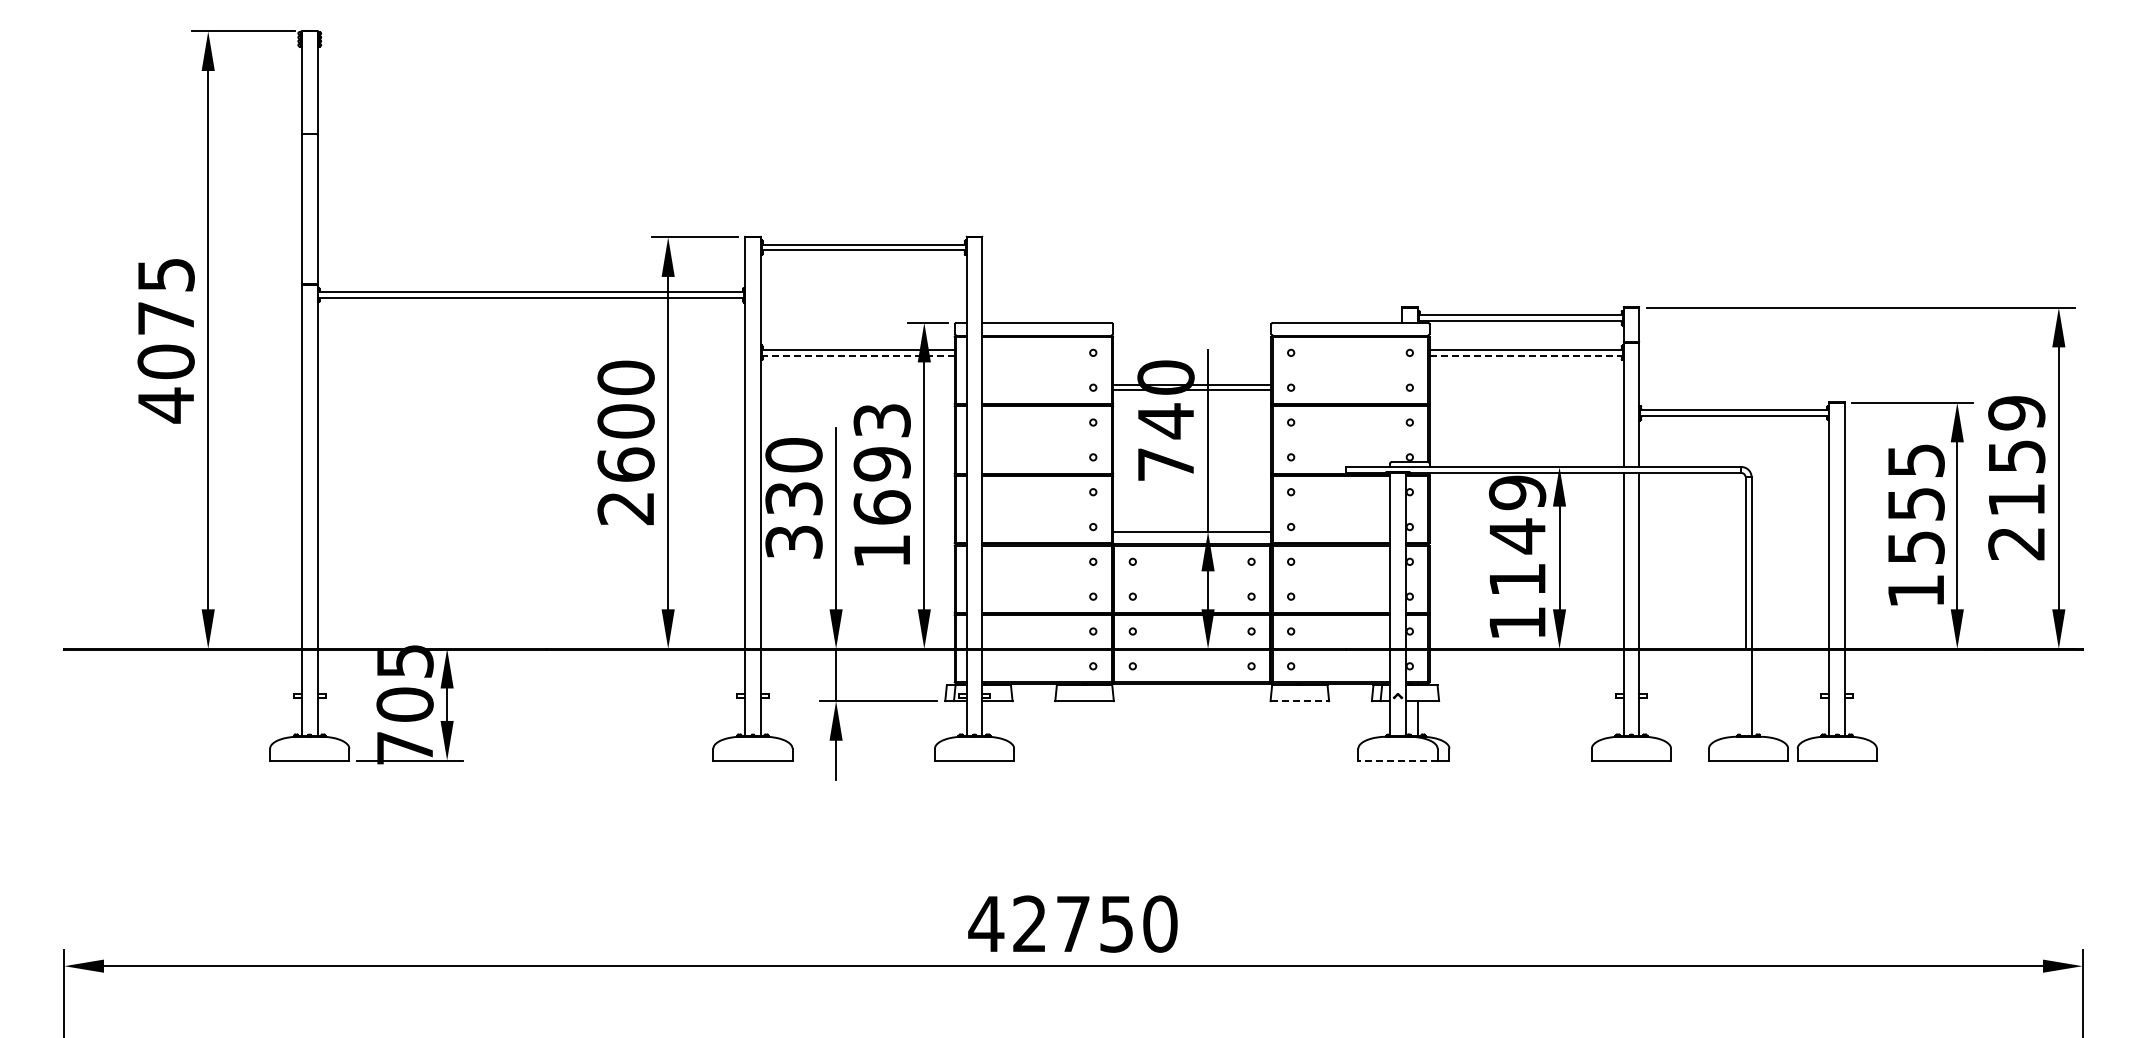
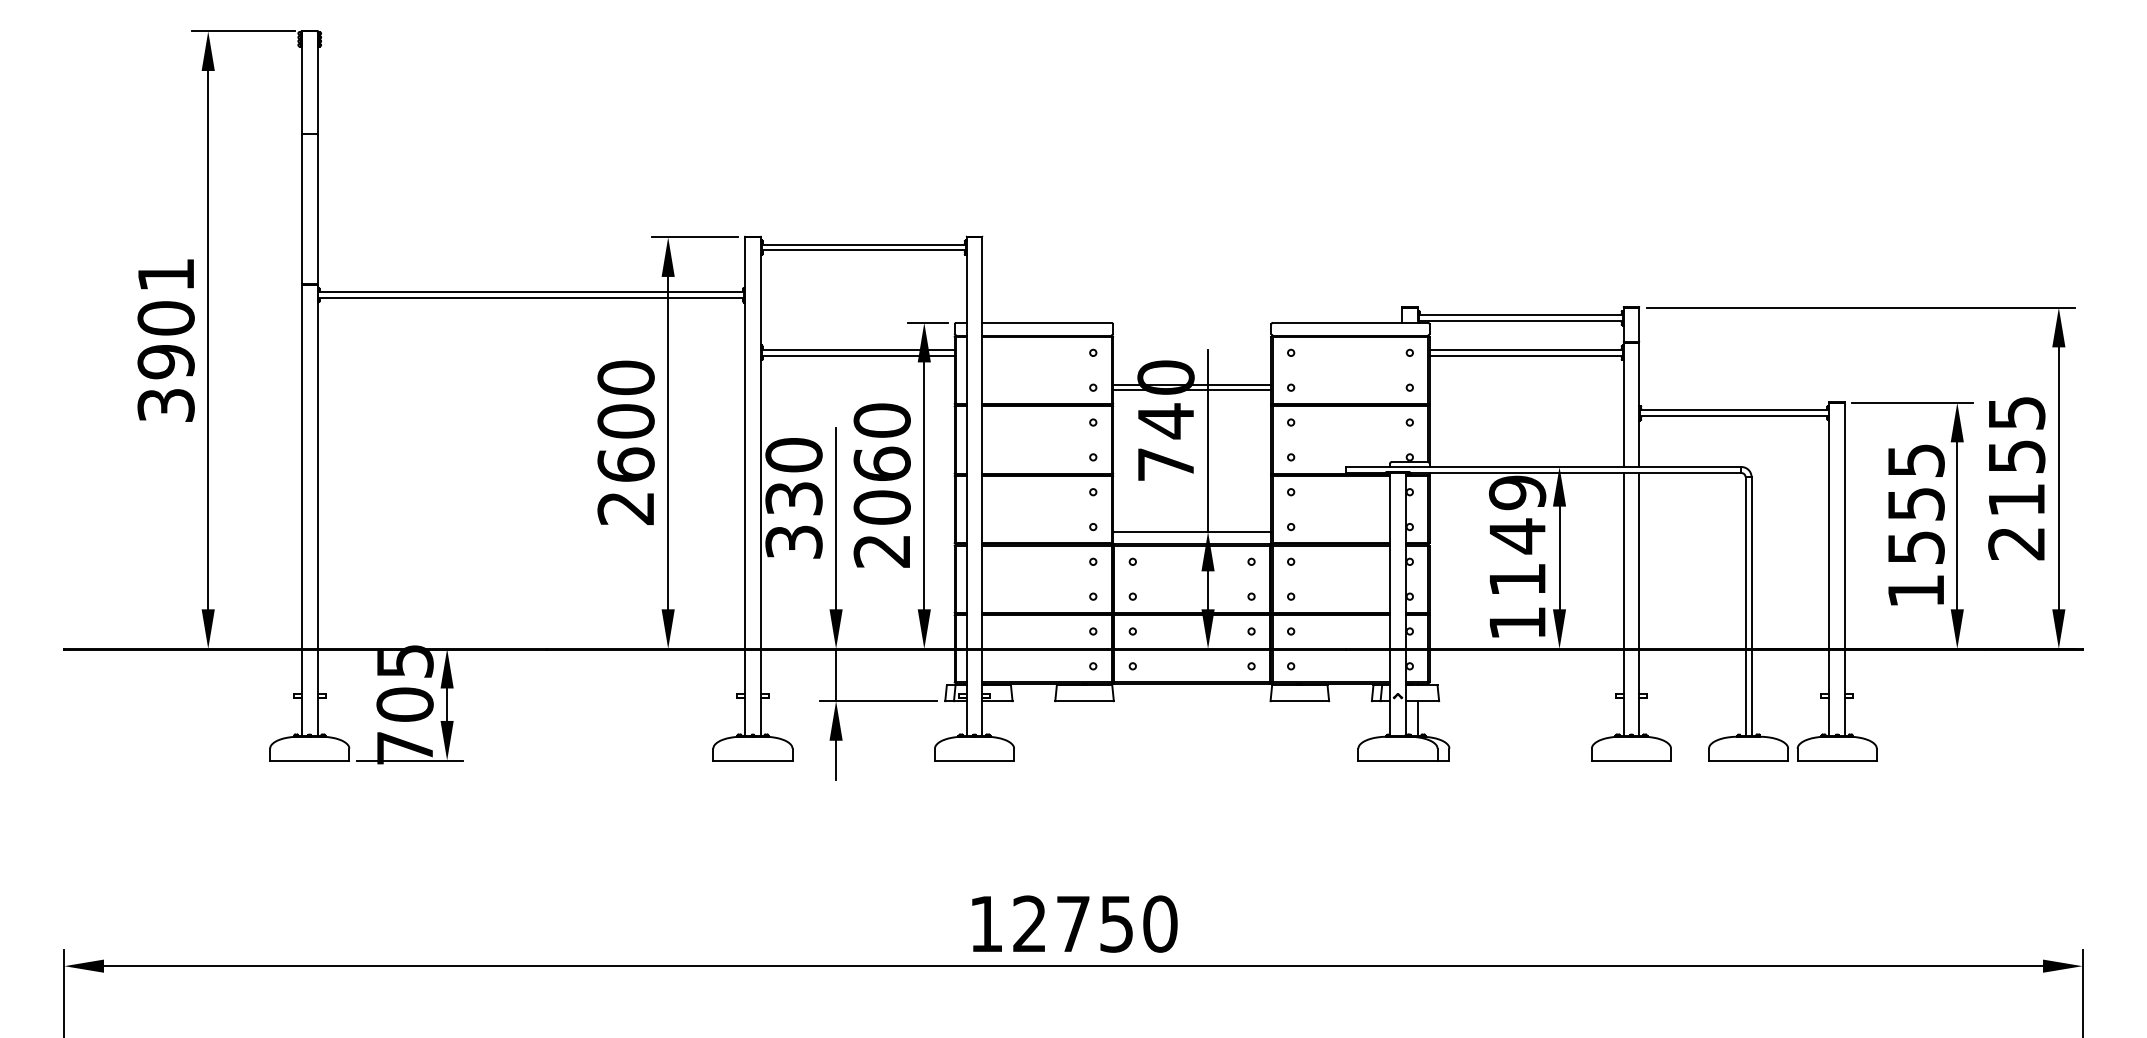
text: 4075 -> 3901 (165, 341)
line: dashed -> solid (858, 355)
line: dashed -> solid (1526, 355)
text: 2159 -> 2155 (2016, 413)
text: 1693 -> 2060 (881, 485)
line: none -> present (1745, 692)
line: dashed -> solid (1300, 701)
line: dashed -> solid (1397, 760)
text: 42750 -> 12750 (986, 923)
